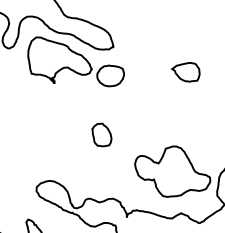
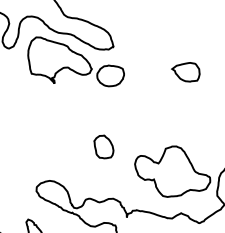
part position: (101, 134) -> (103, 146) (103, 146)
